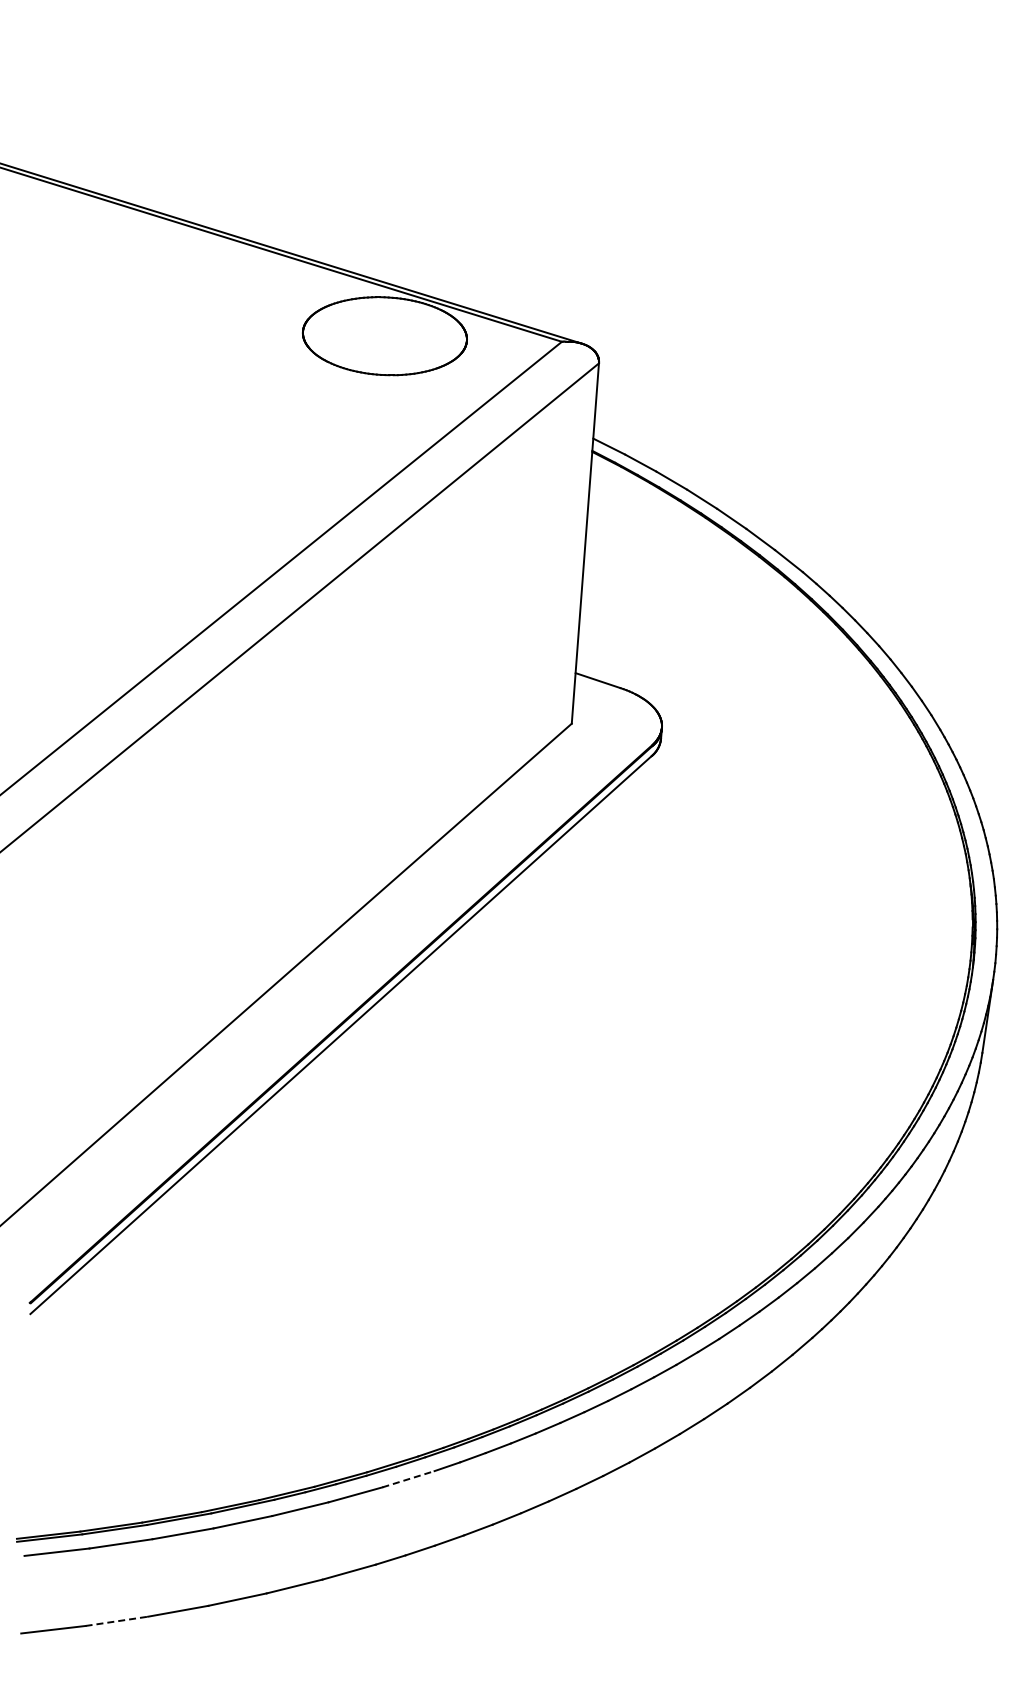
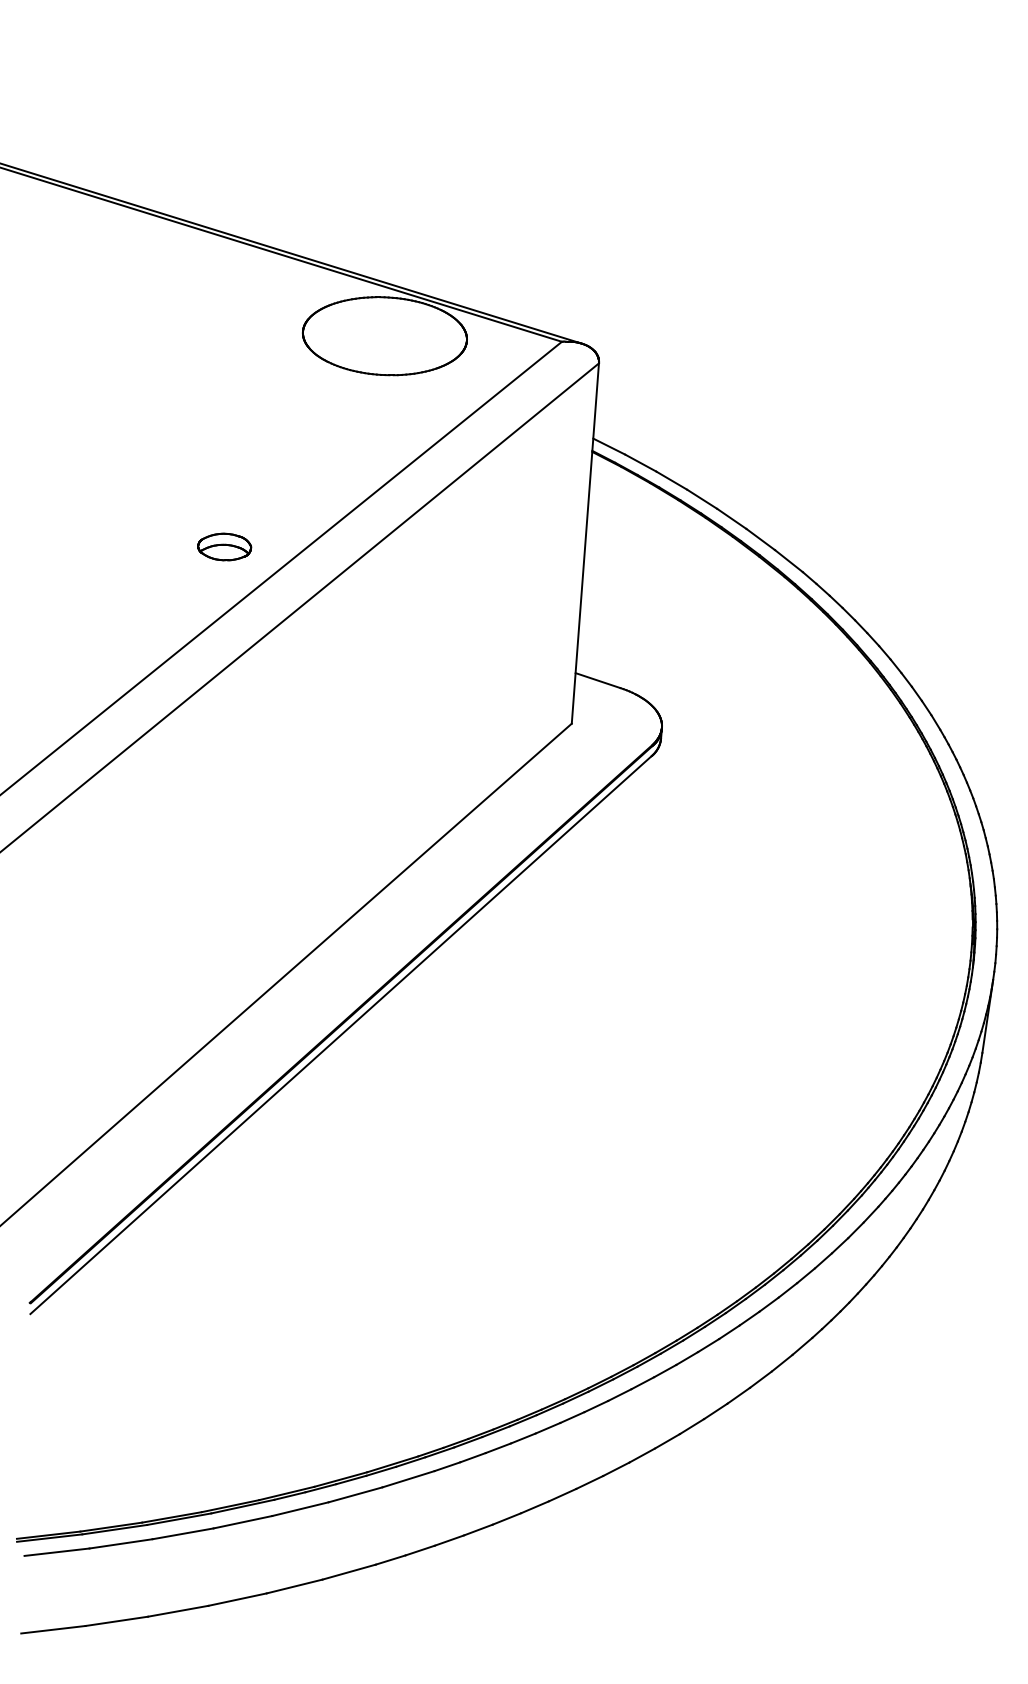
part: none -> present (224, 546)
line: dashed -> solid (408, 1479)
line: dashed -> solid (116, 1621)
